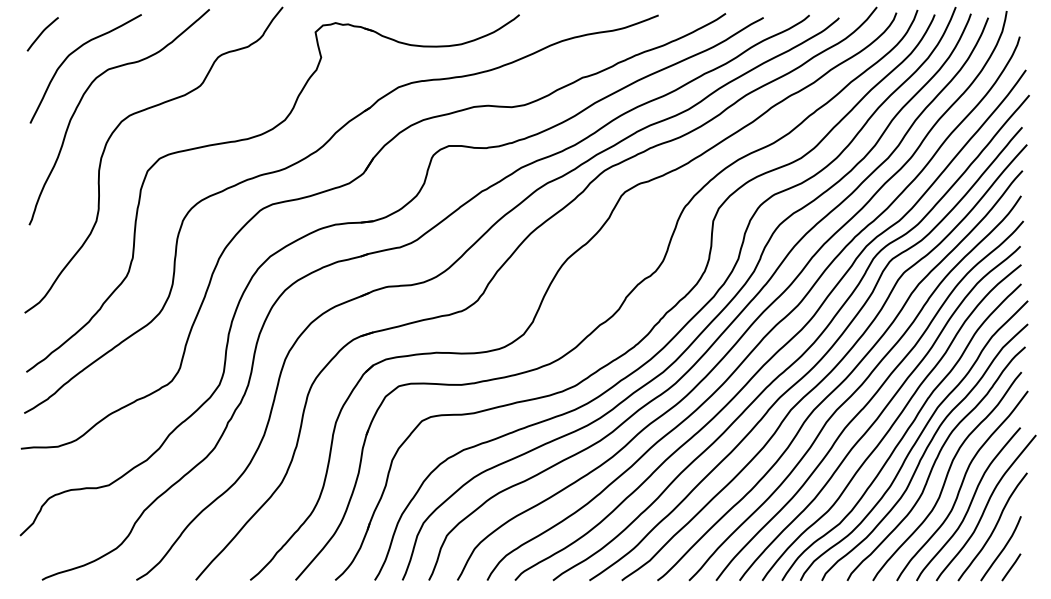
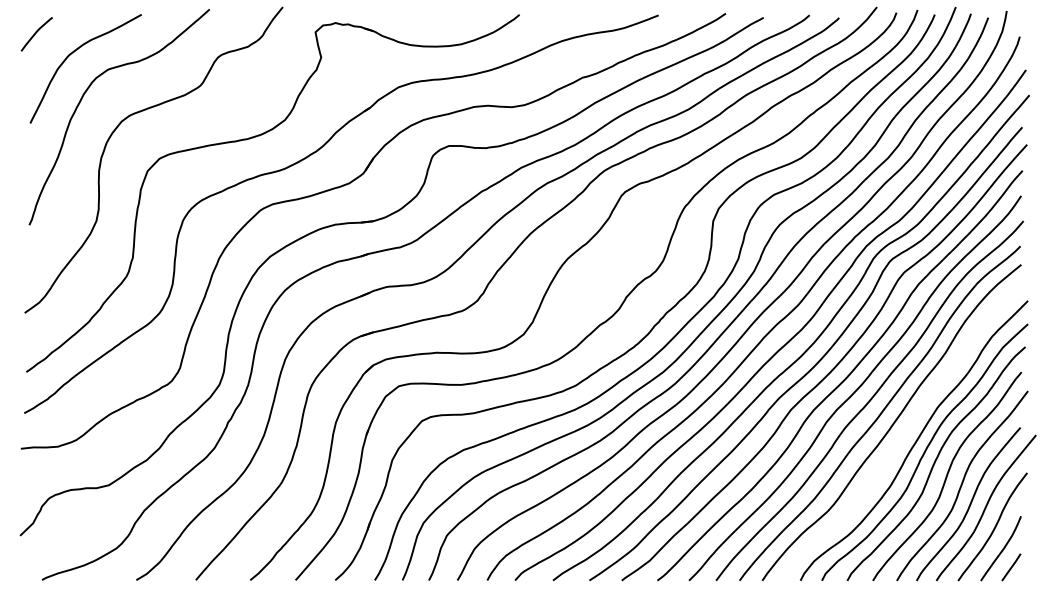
curve position: (42, 33) -> (36, 33) (36, 33)
curve: present -> none (904, 432)
